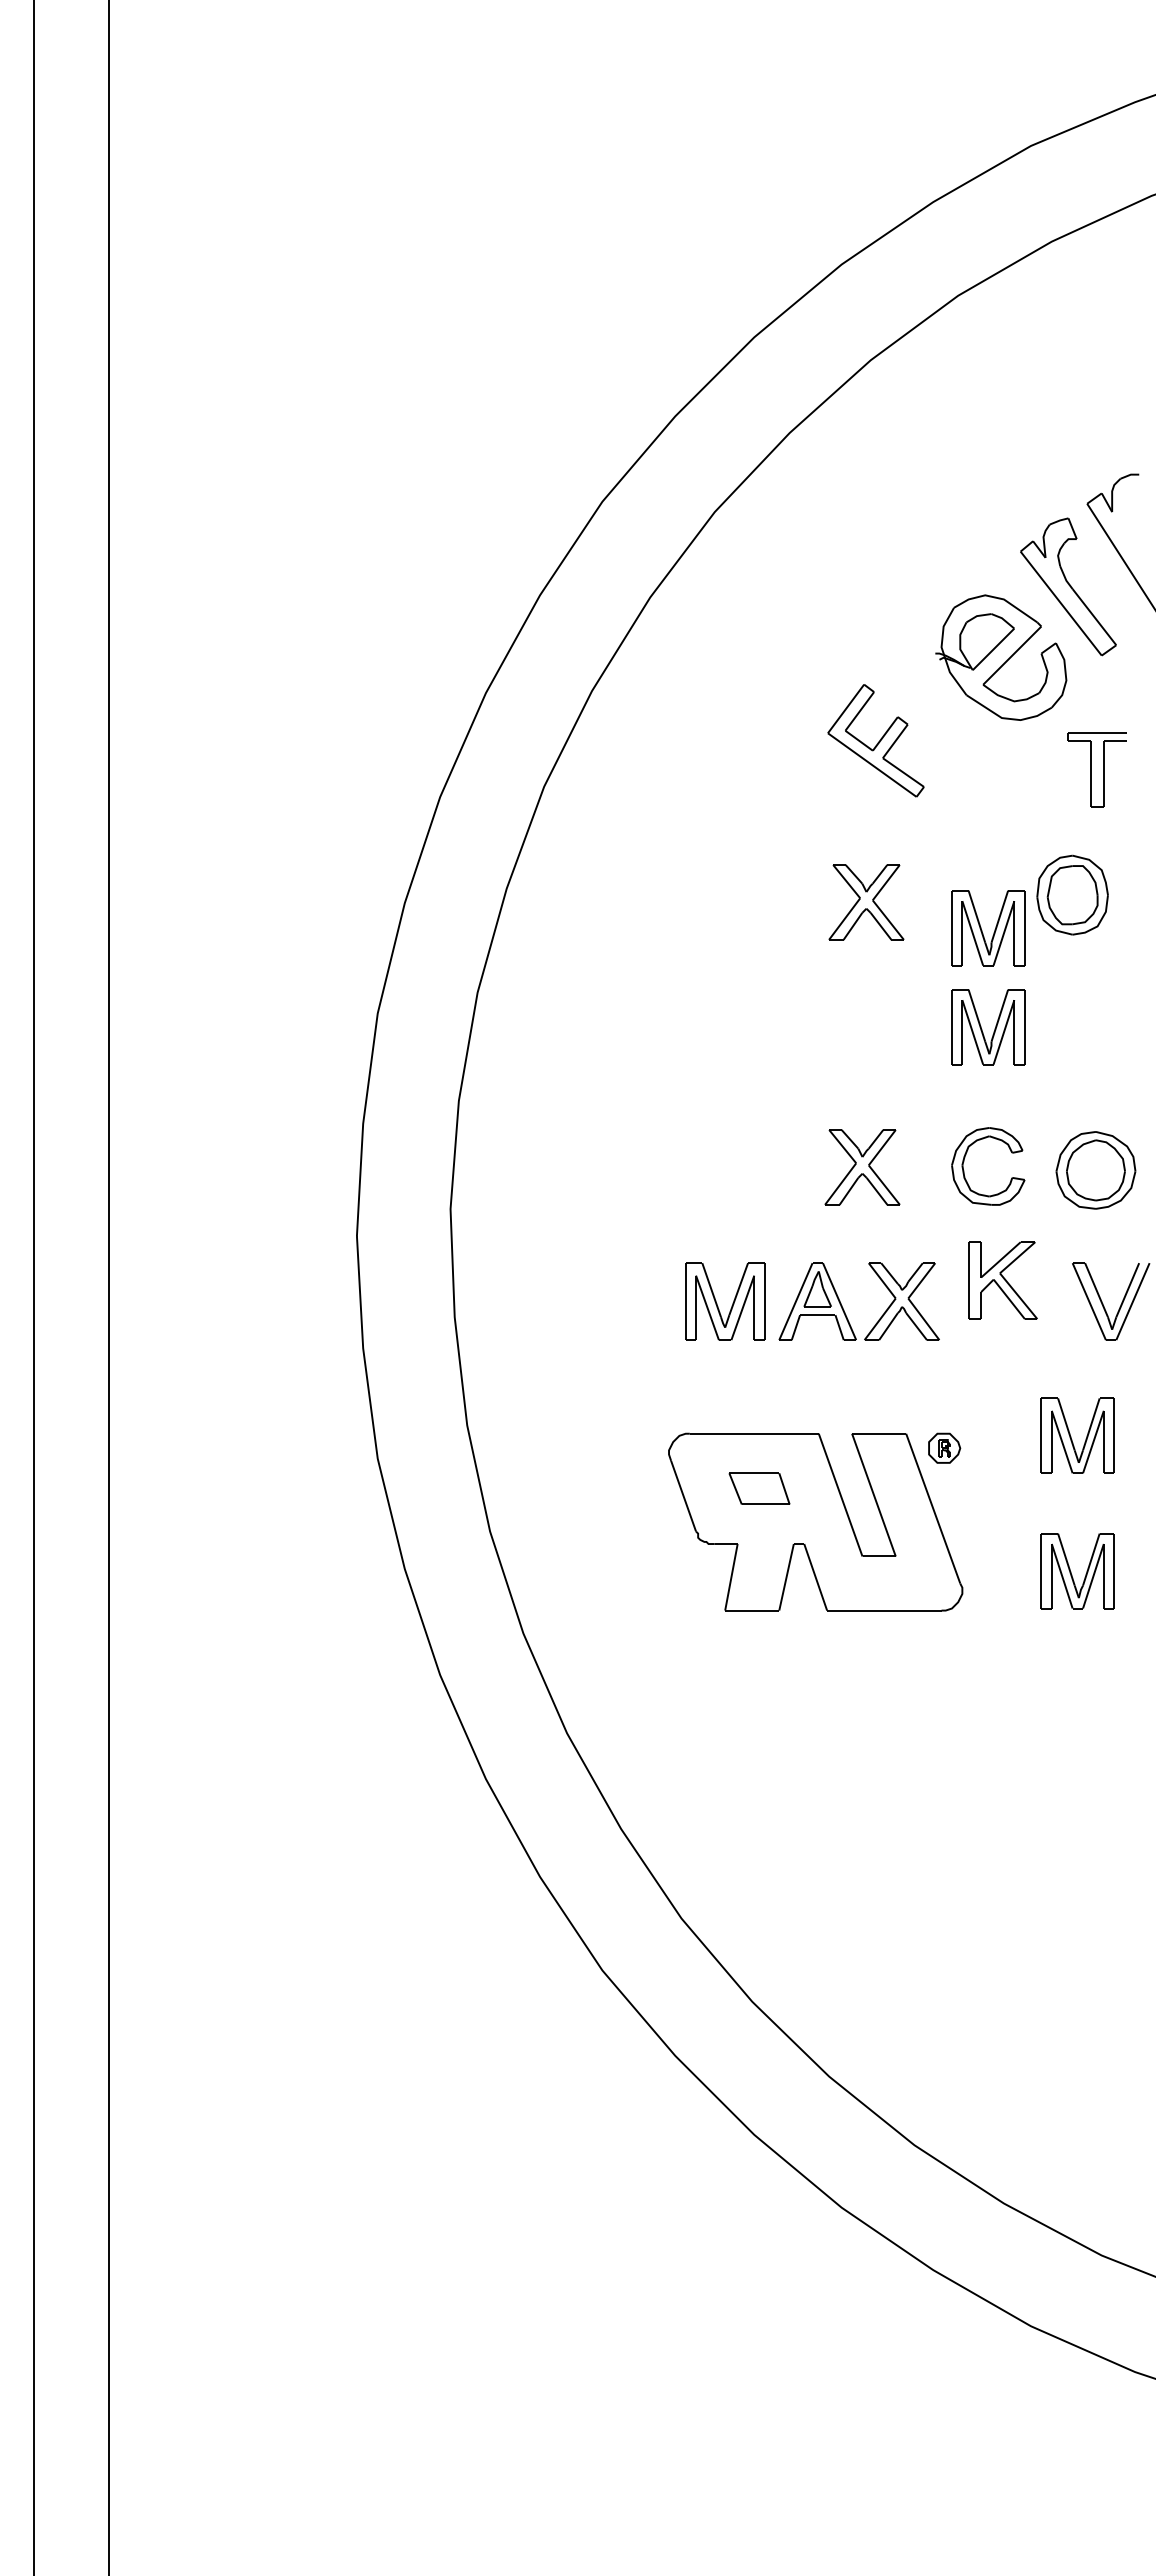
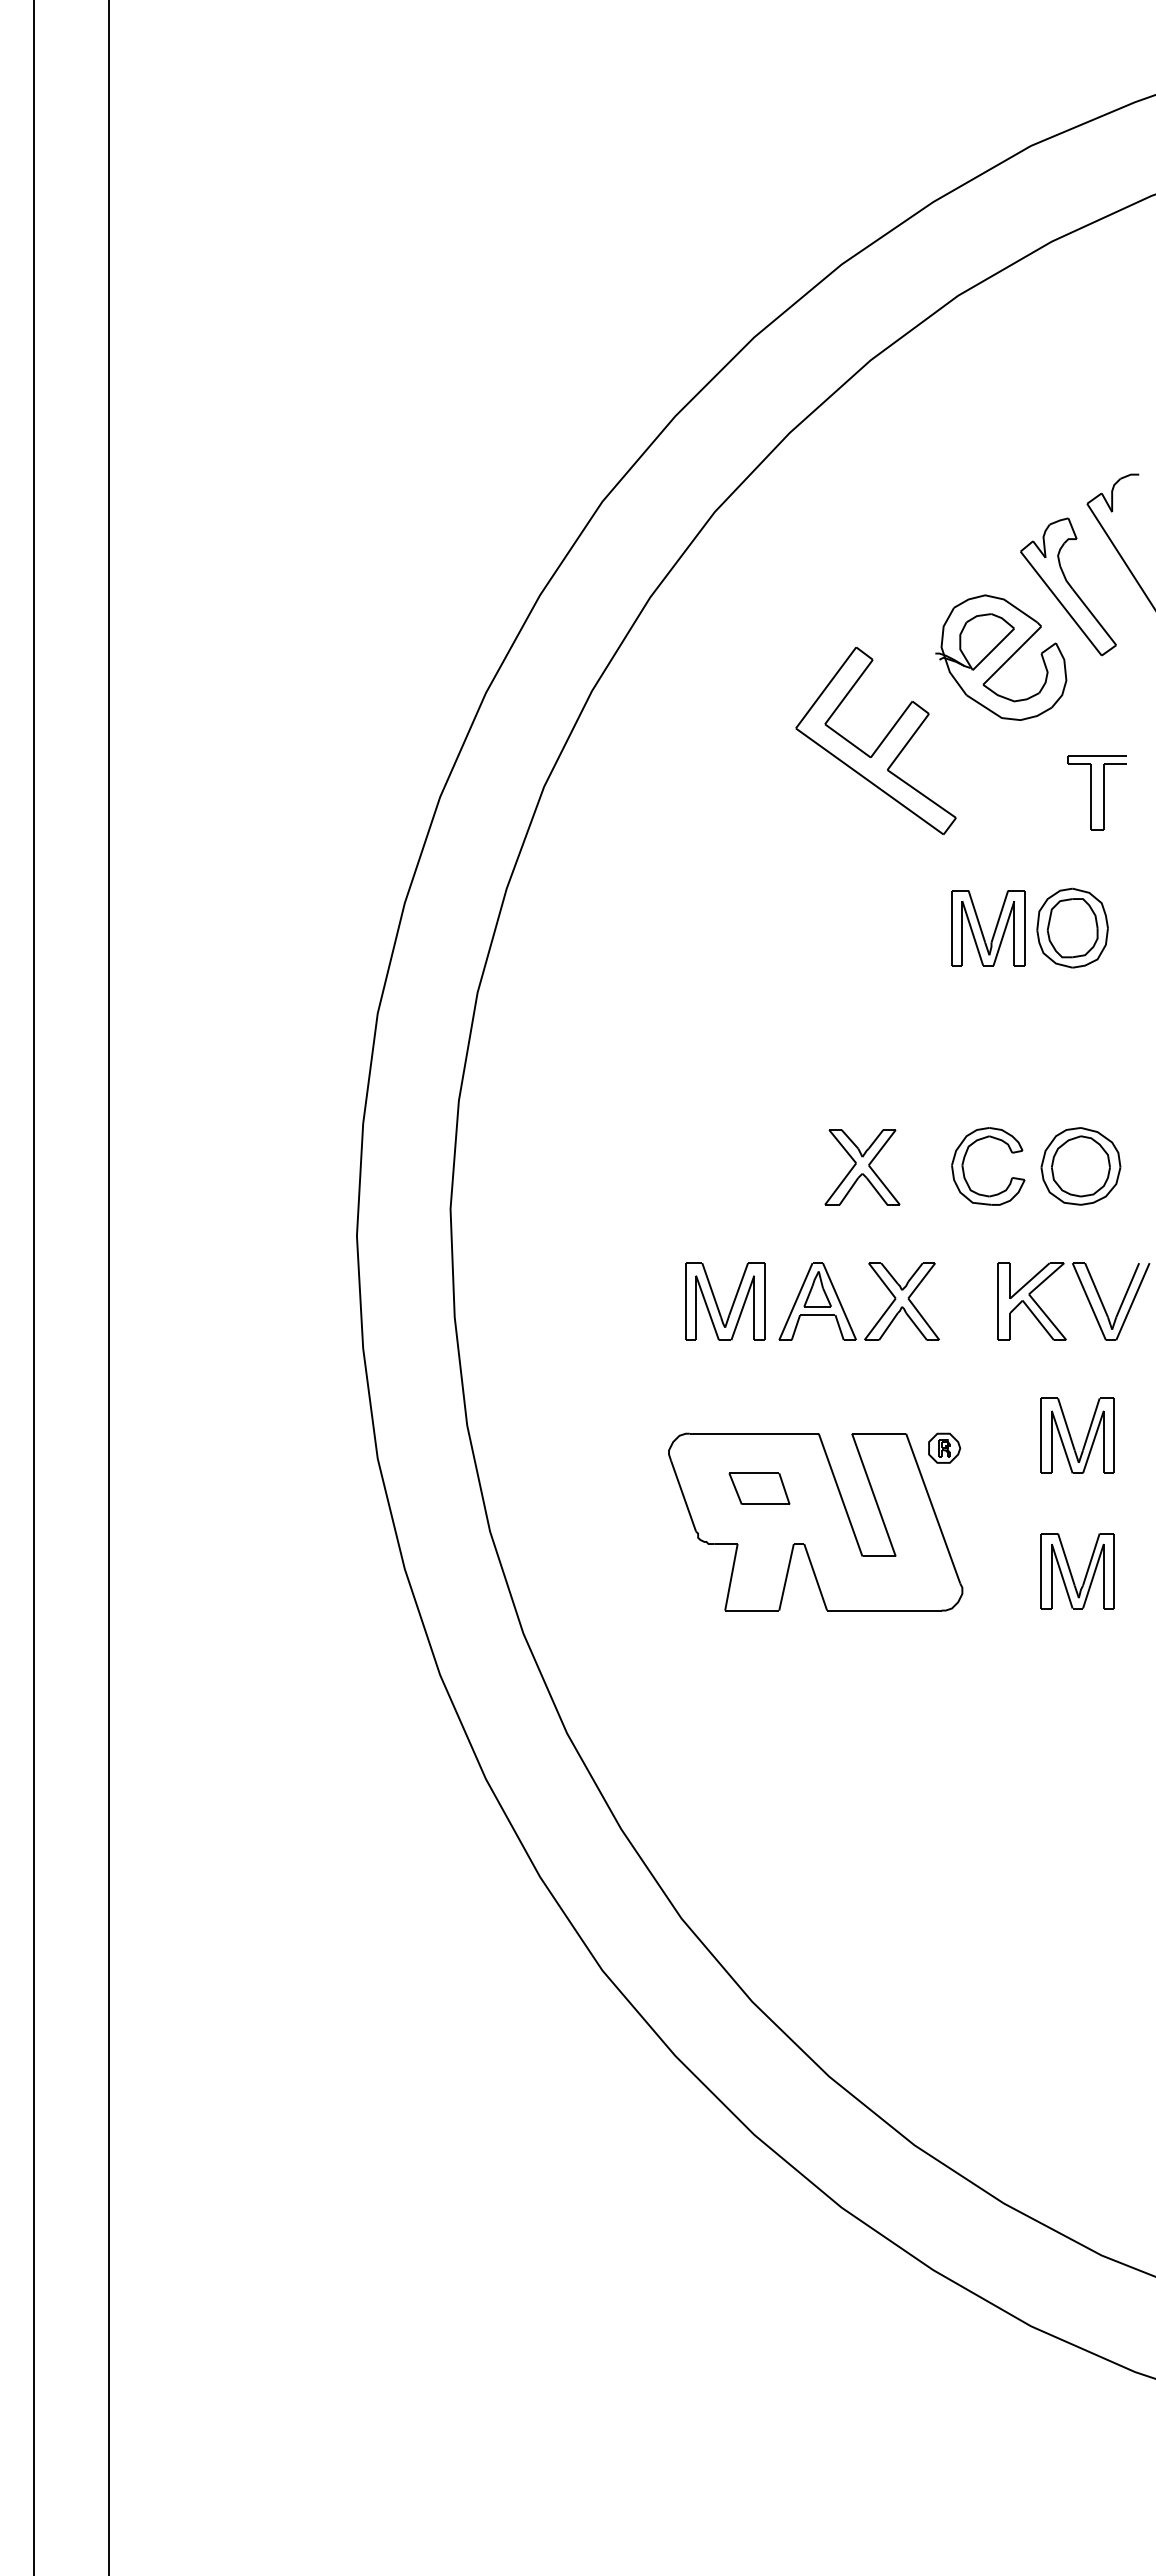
part size: 98x114 px -> 162x189 px (875, 740)
part position: (1096, 769) -> (1096, 792) (1096, 792)
part position: (1072, 894) -> (1072, 927) (1072, 927)
part: present -> none (866, 902)
part: present -> none (994, 1028)
part position: (1095, 1170) -> (1080, 1166) (1080, 1166)
part position: (1002, 1280) -> (1031, 1301) (1031, 1301)
